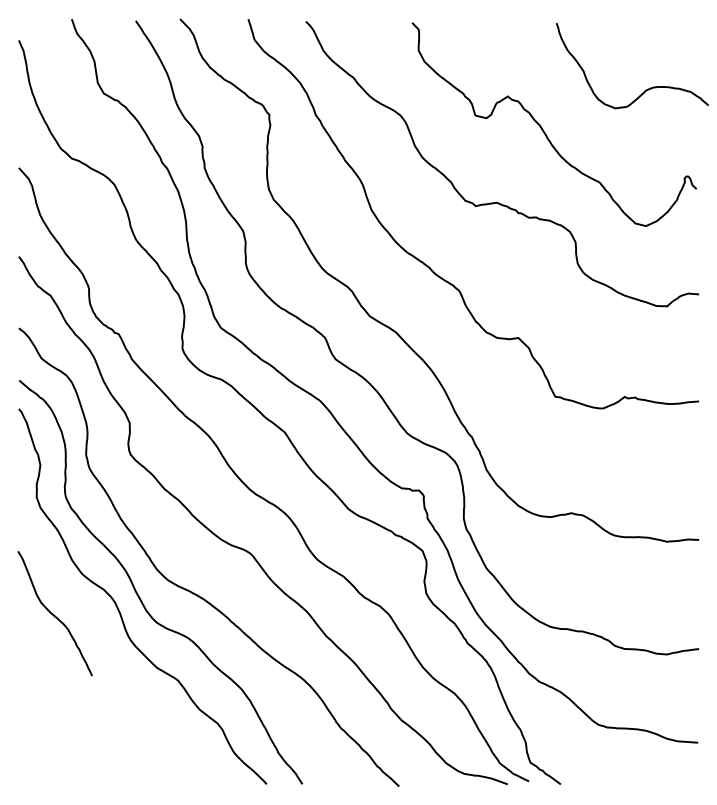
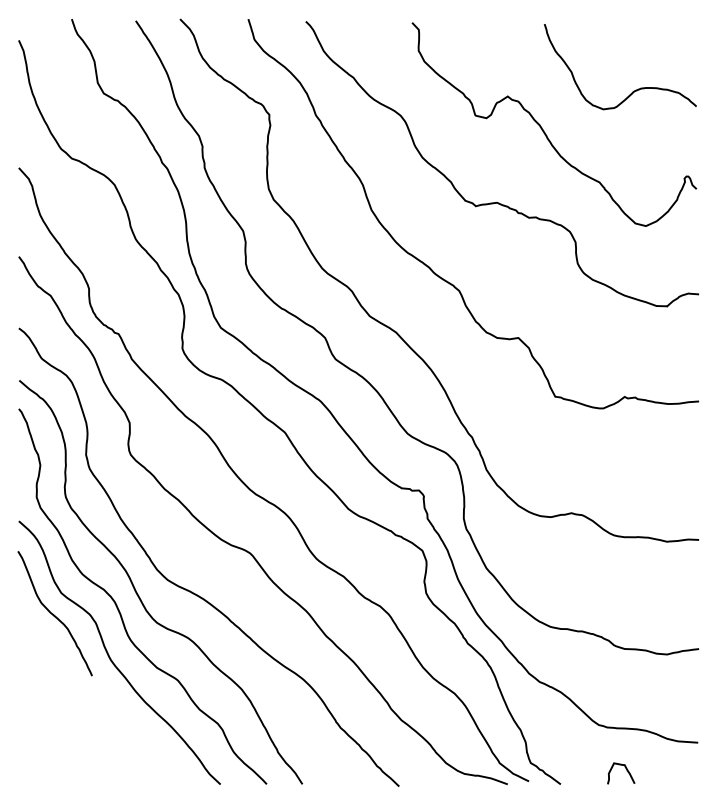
curve position: (645, 89) -> (633, 90) (633, 90)
curve: none -> present (111, 658)
curve: none -> present (626, 770)
